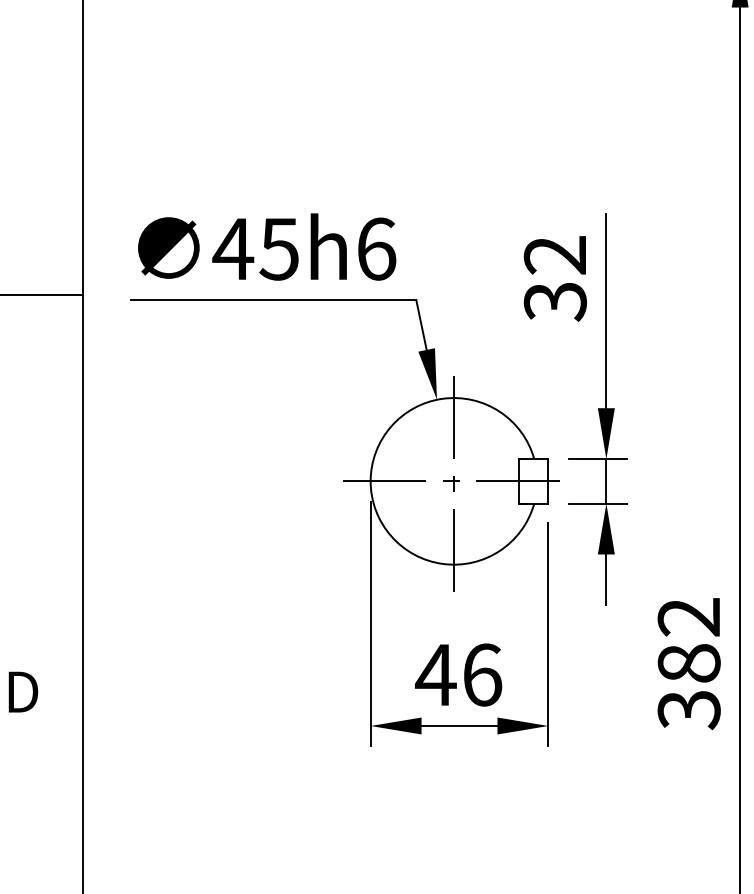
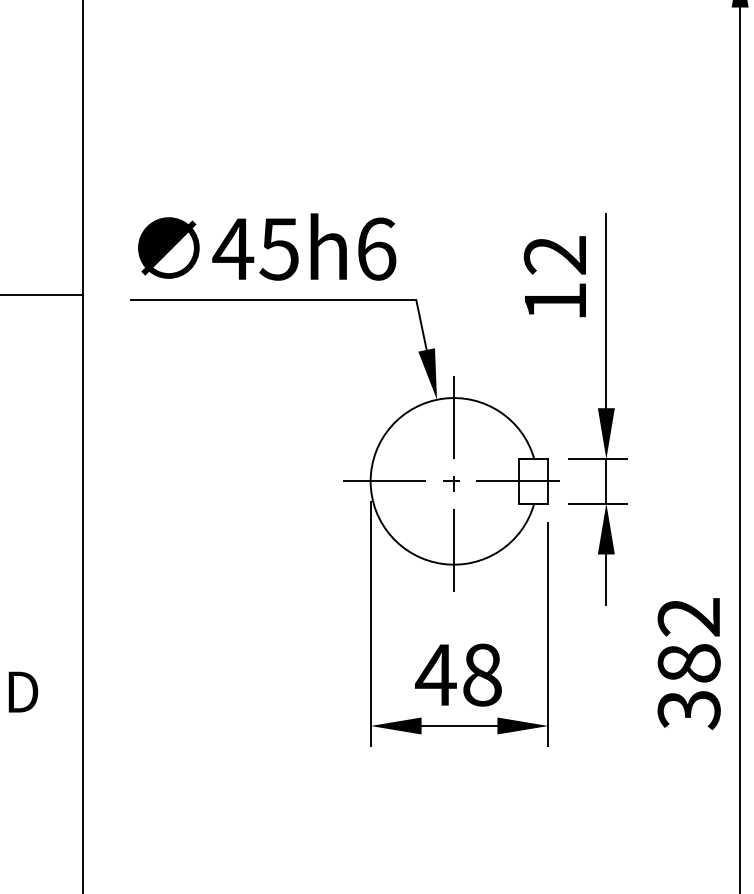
text: 32 -> 12 (554, 302)
text: 46 -> 48 (482, 674)
